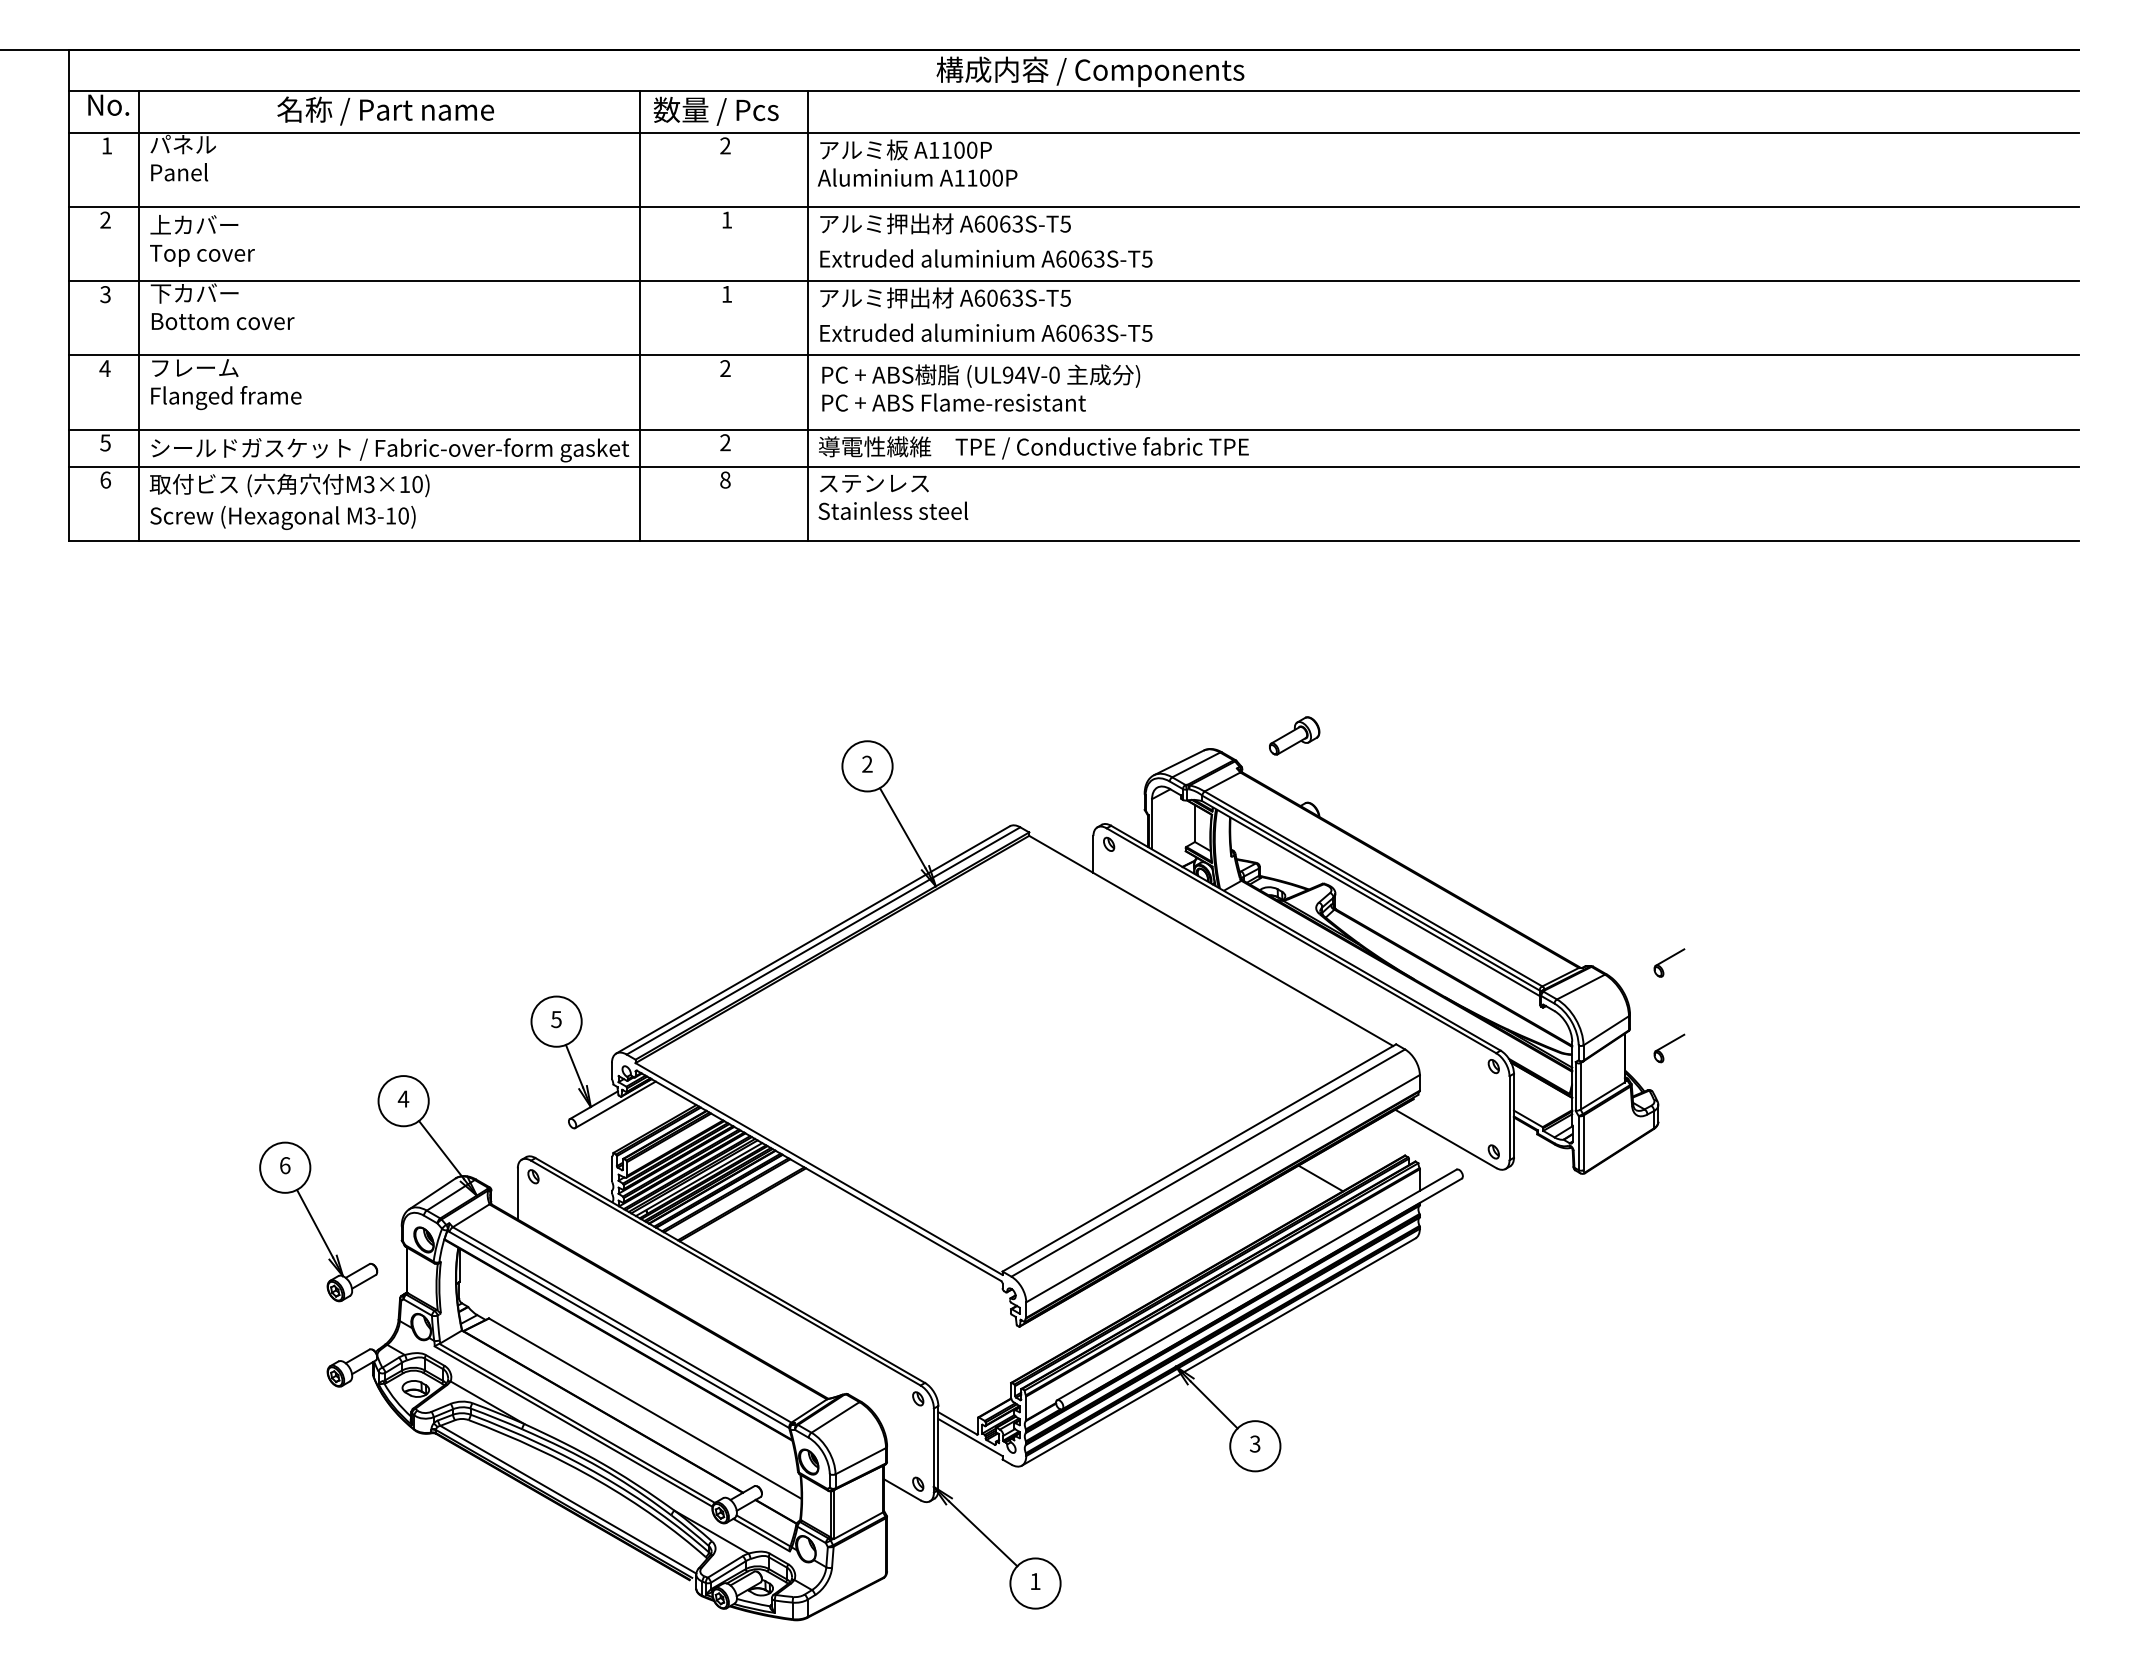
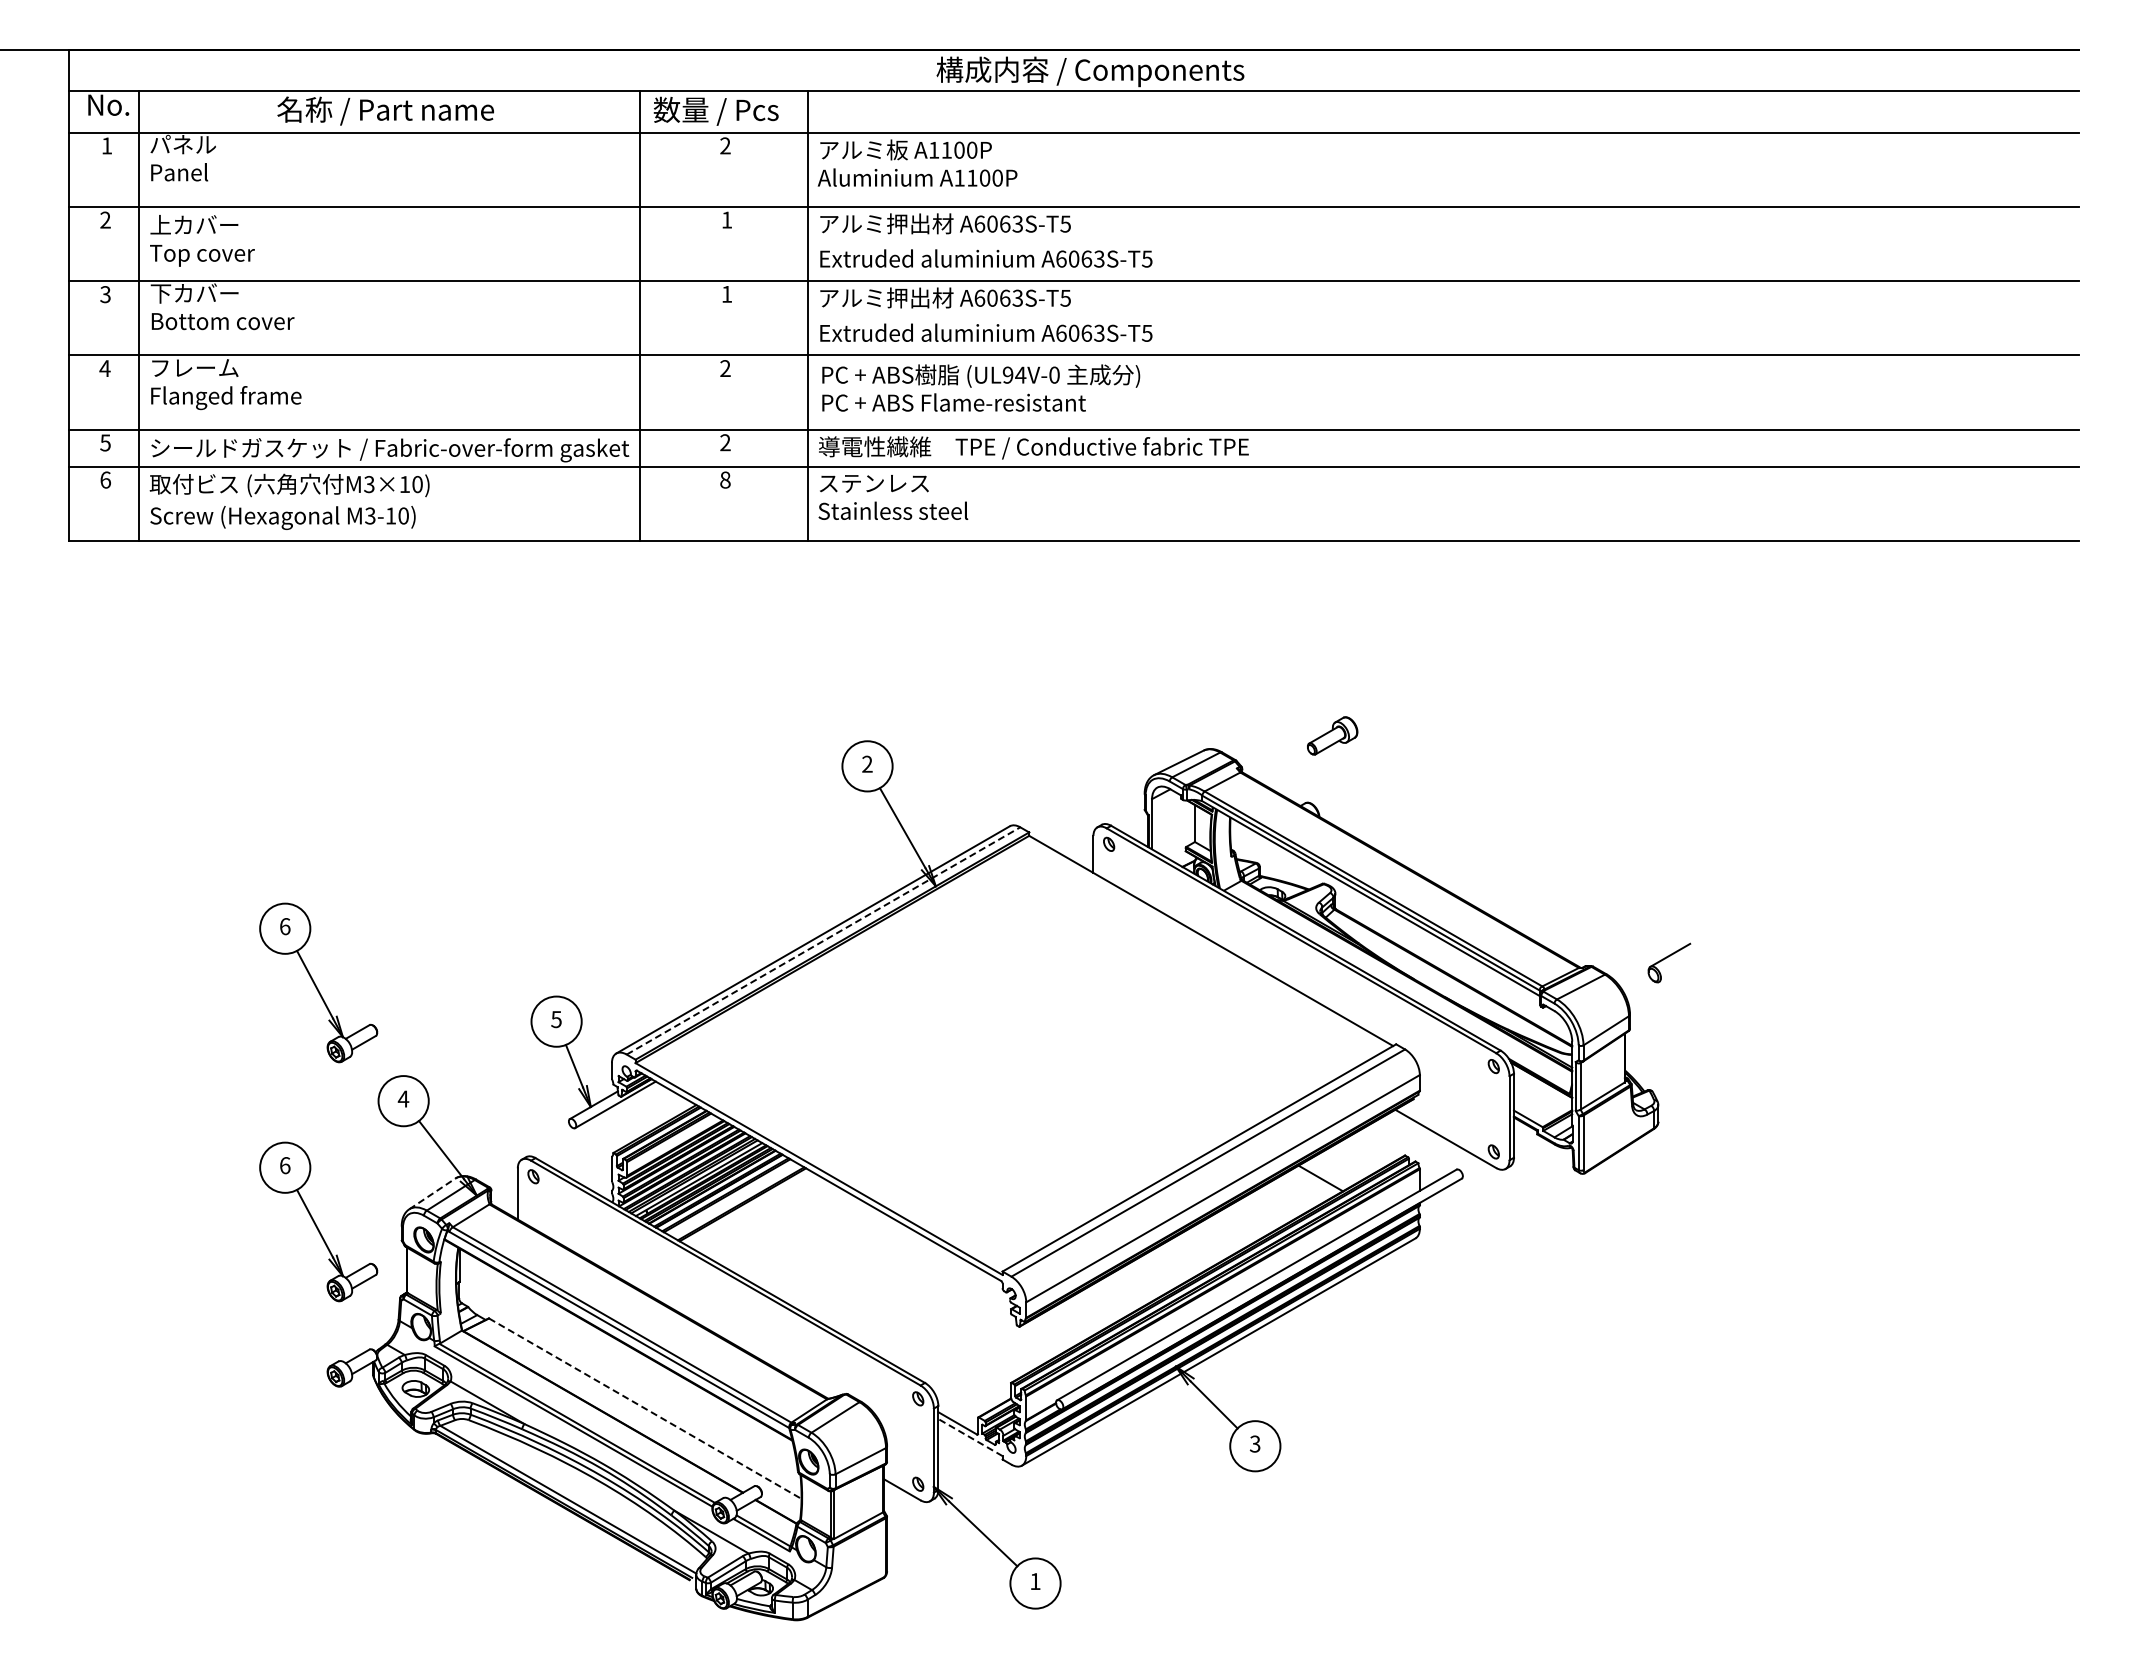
part position: (1294, 735) -> (1332, 735) (1332, 735)
line: solid -> dashed (823, 940)
part size: 33x30 px -> 45x42 px (1669, 962)
part: none -> present (318, 982)
part: present -> none (1669, 1048)
line: solid -> dashed (432, 1193)
line: solid -> dashed (645, 1408)
line: solid -> dashed (970, 1437)
